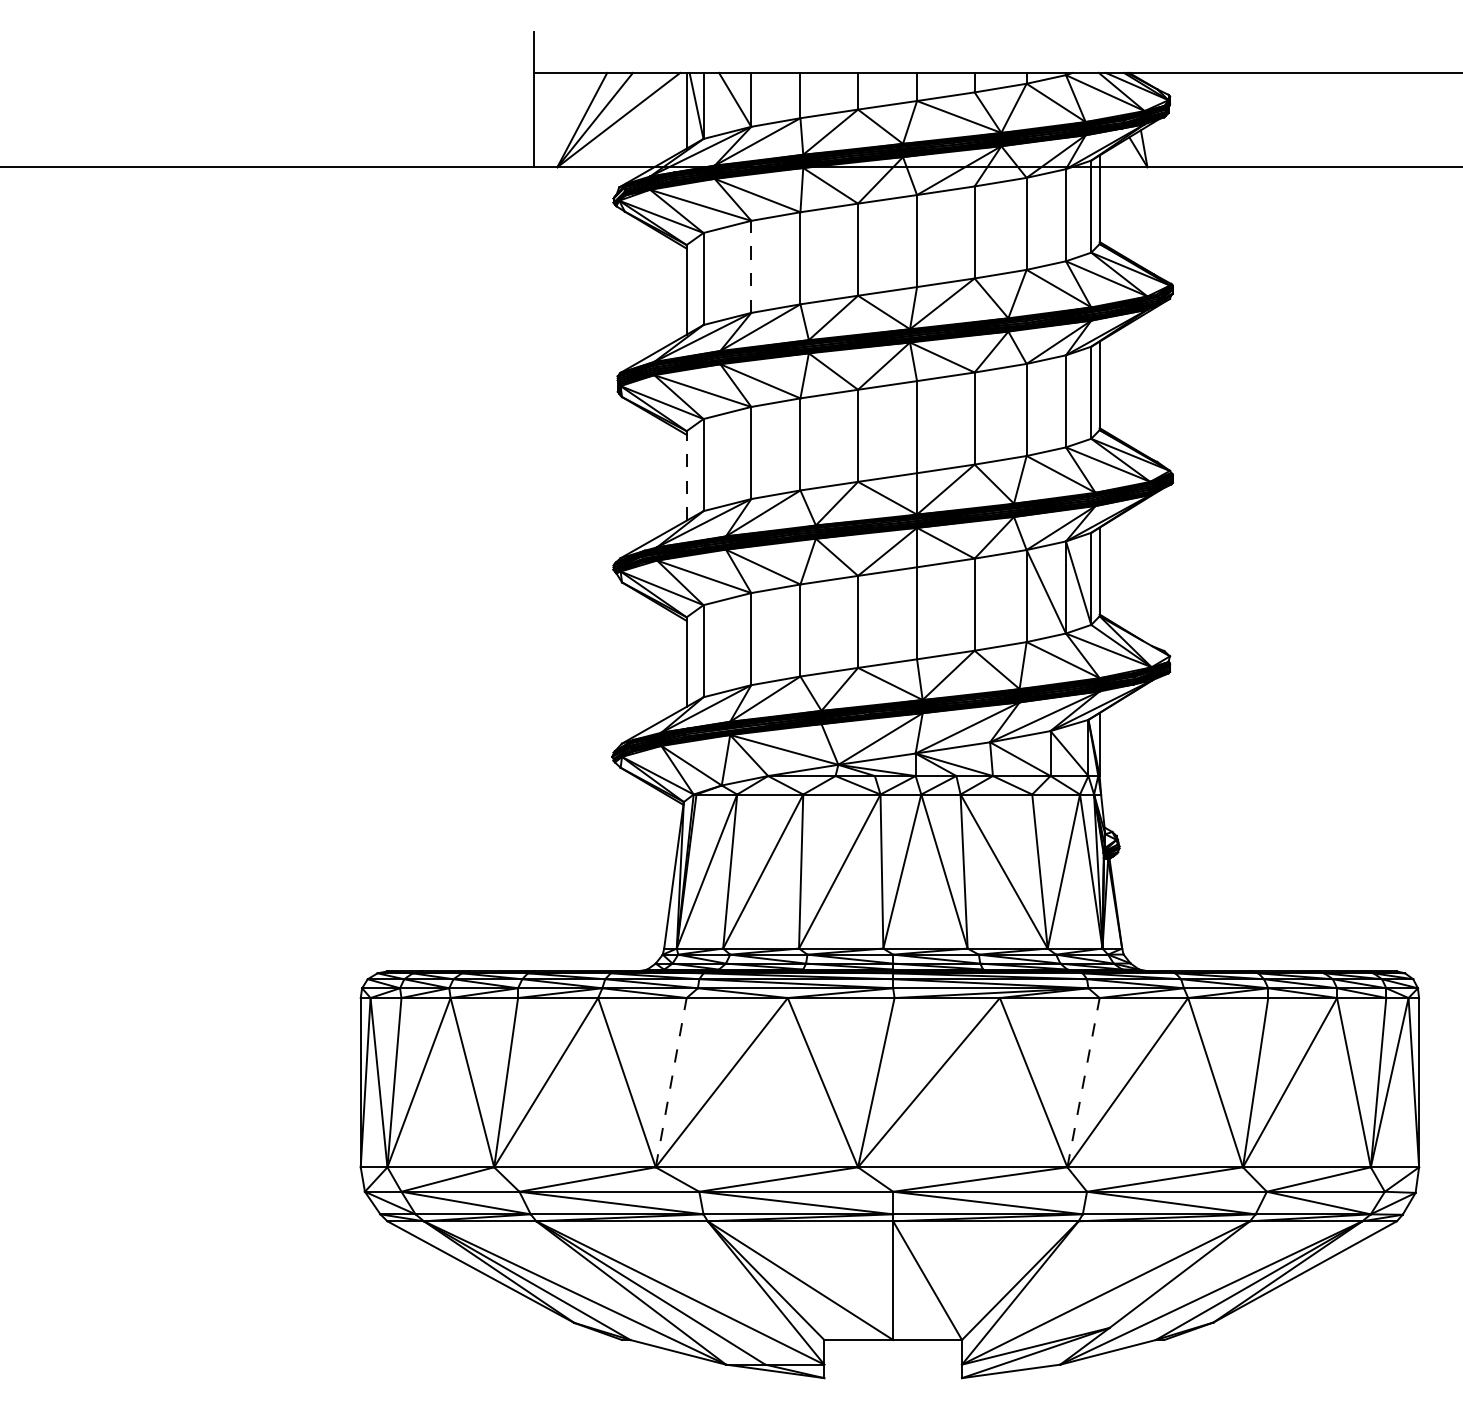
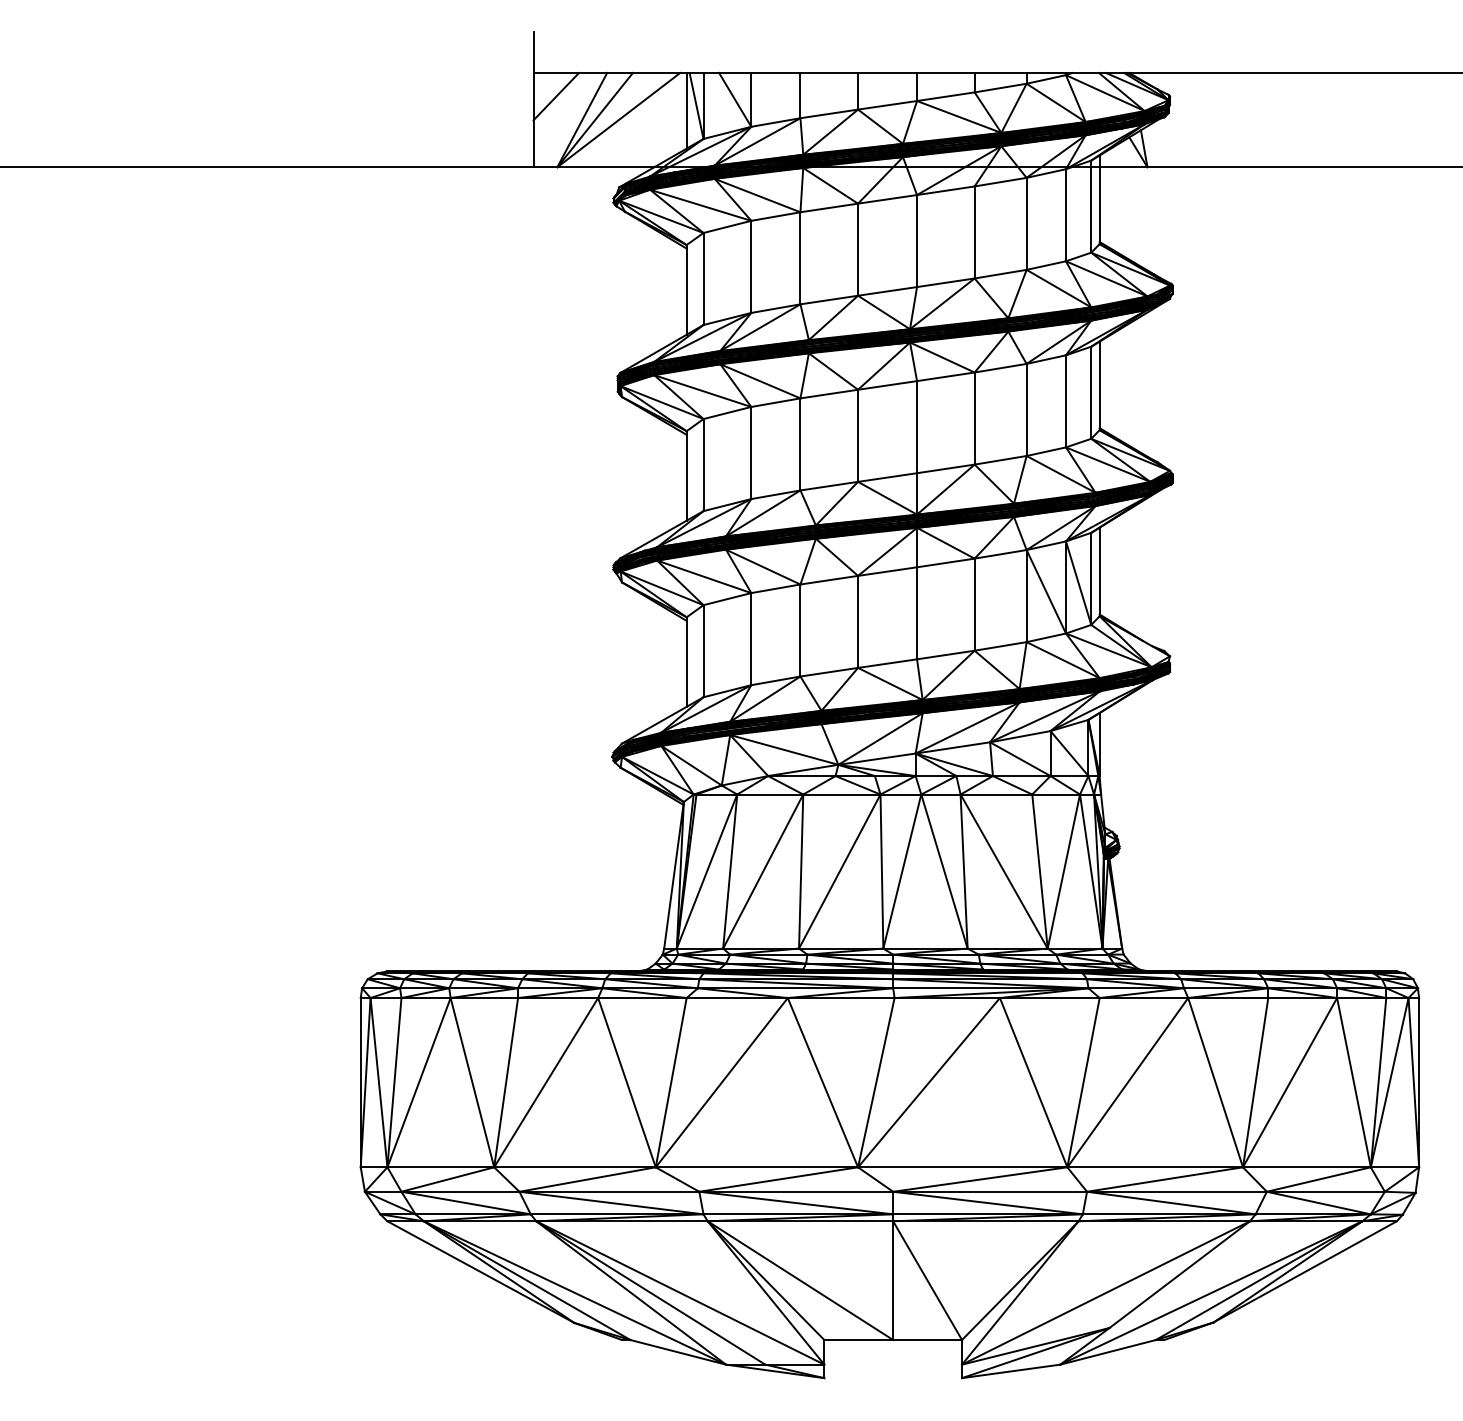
line: none -> present (556, 96)
line: dashed -> solid (751, 266)
line: dashed -> solid (686, 475)
line: dashed -> solid (671, 1082)
line: dashed -> solid (1083, 1082)
